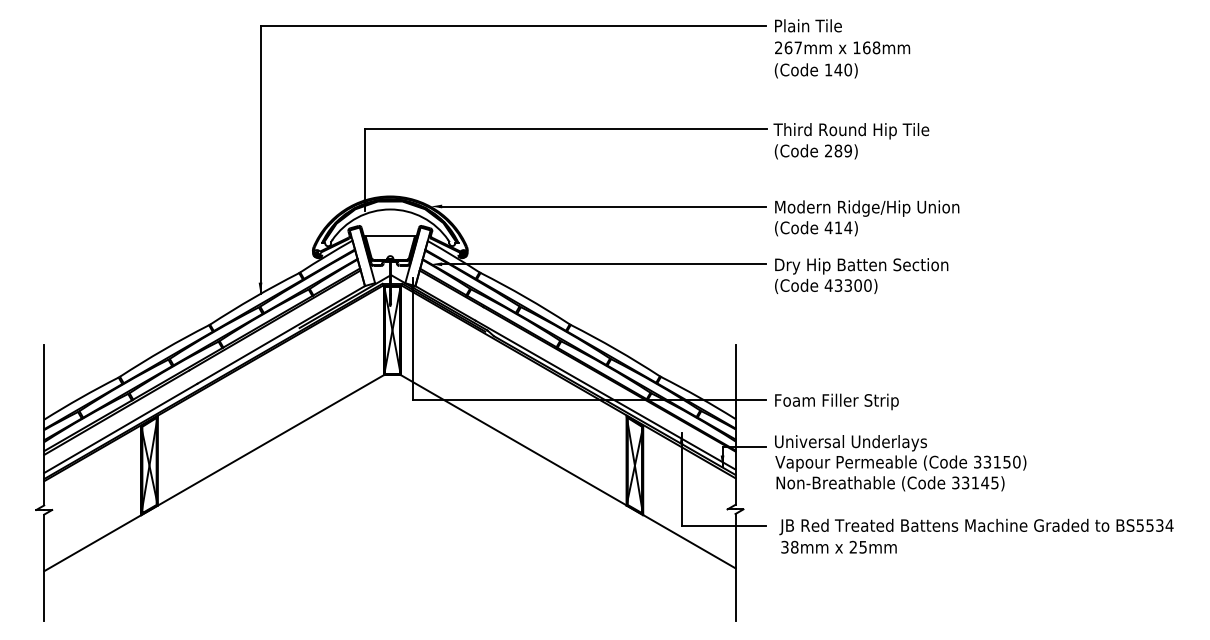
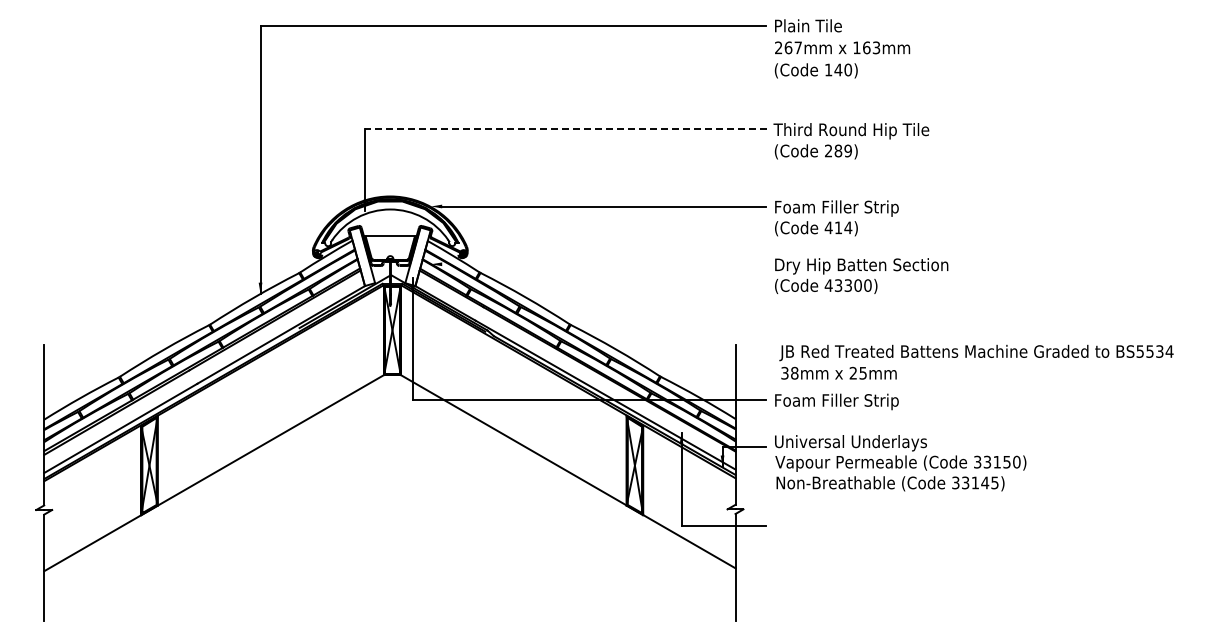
text: 168mm -> 163mm (876, 47)
line: solid -> dashed (565, 128)
text: Modern Ridge/Hip Union -> Foam Filler Strip (867, 208)
line: present -> none (602, 264)
text position: (976, 535) -> (976, 361) (976, 361)
